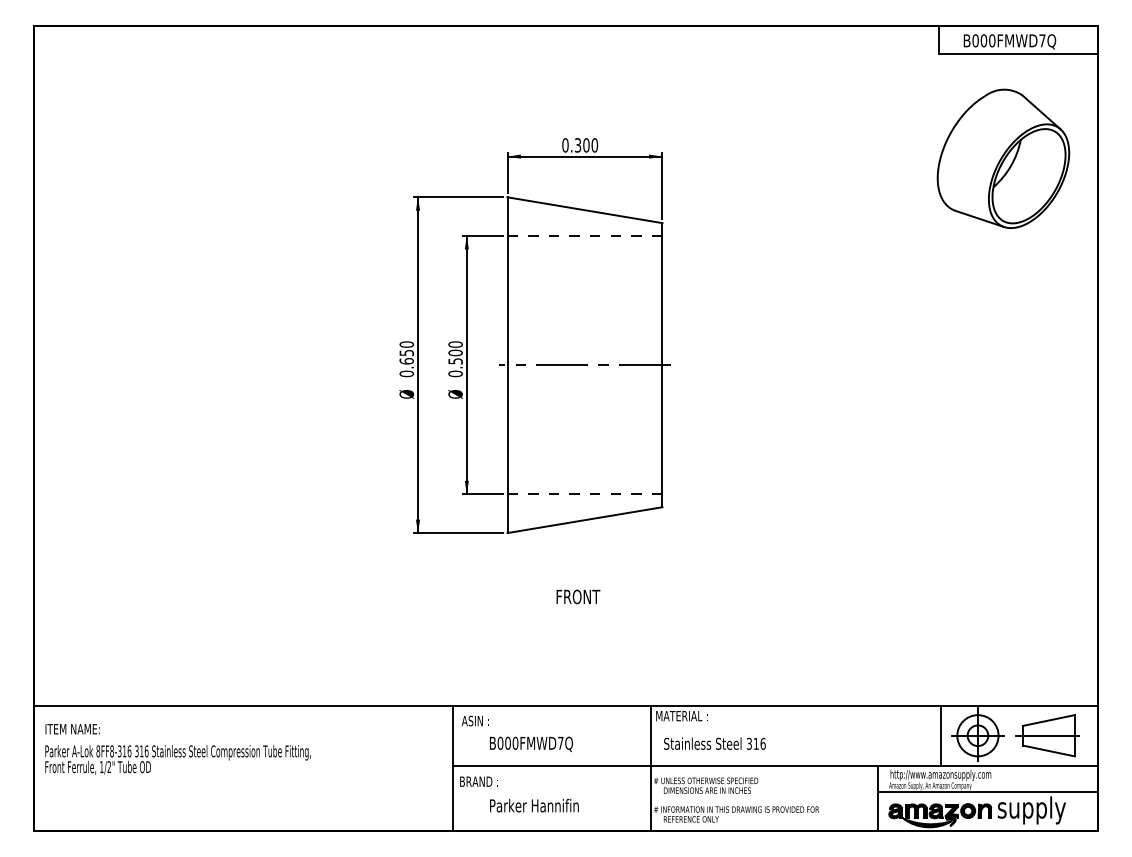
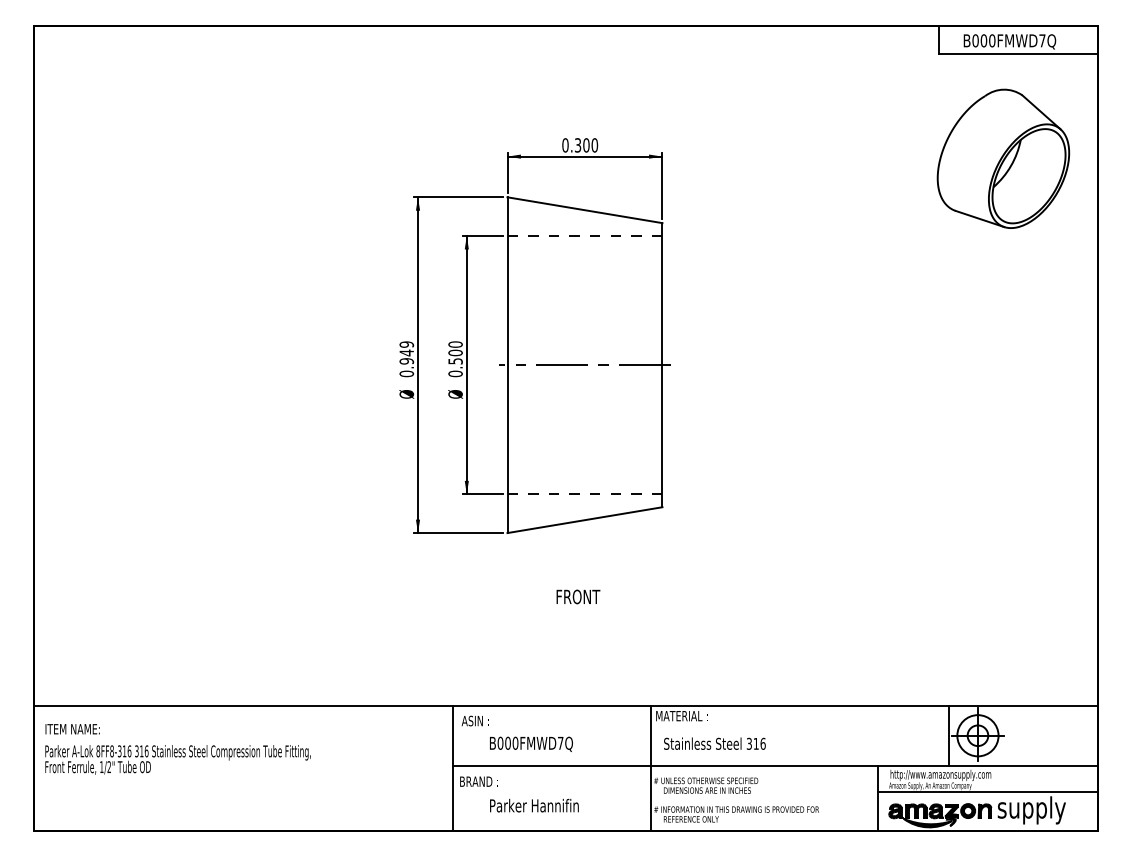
text: 0.650 -> 0.949 (406, 352)
line position: (940, 735) -> (948, 735) (948, 735)
part: present -> none (1047, 735)
